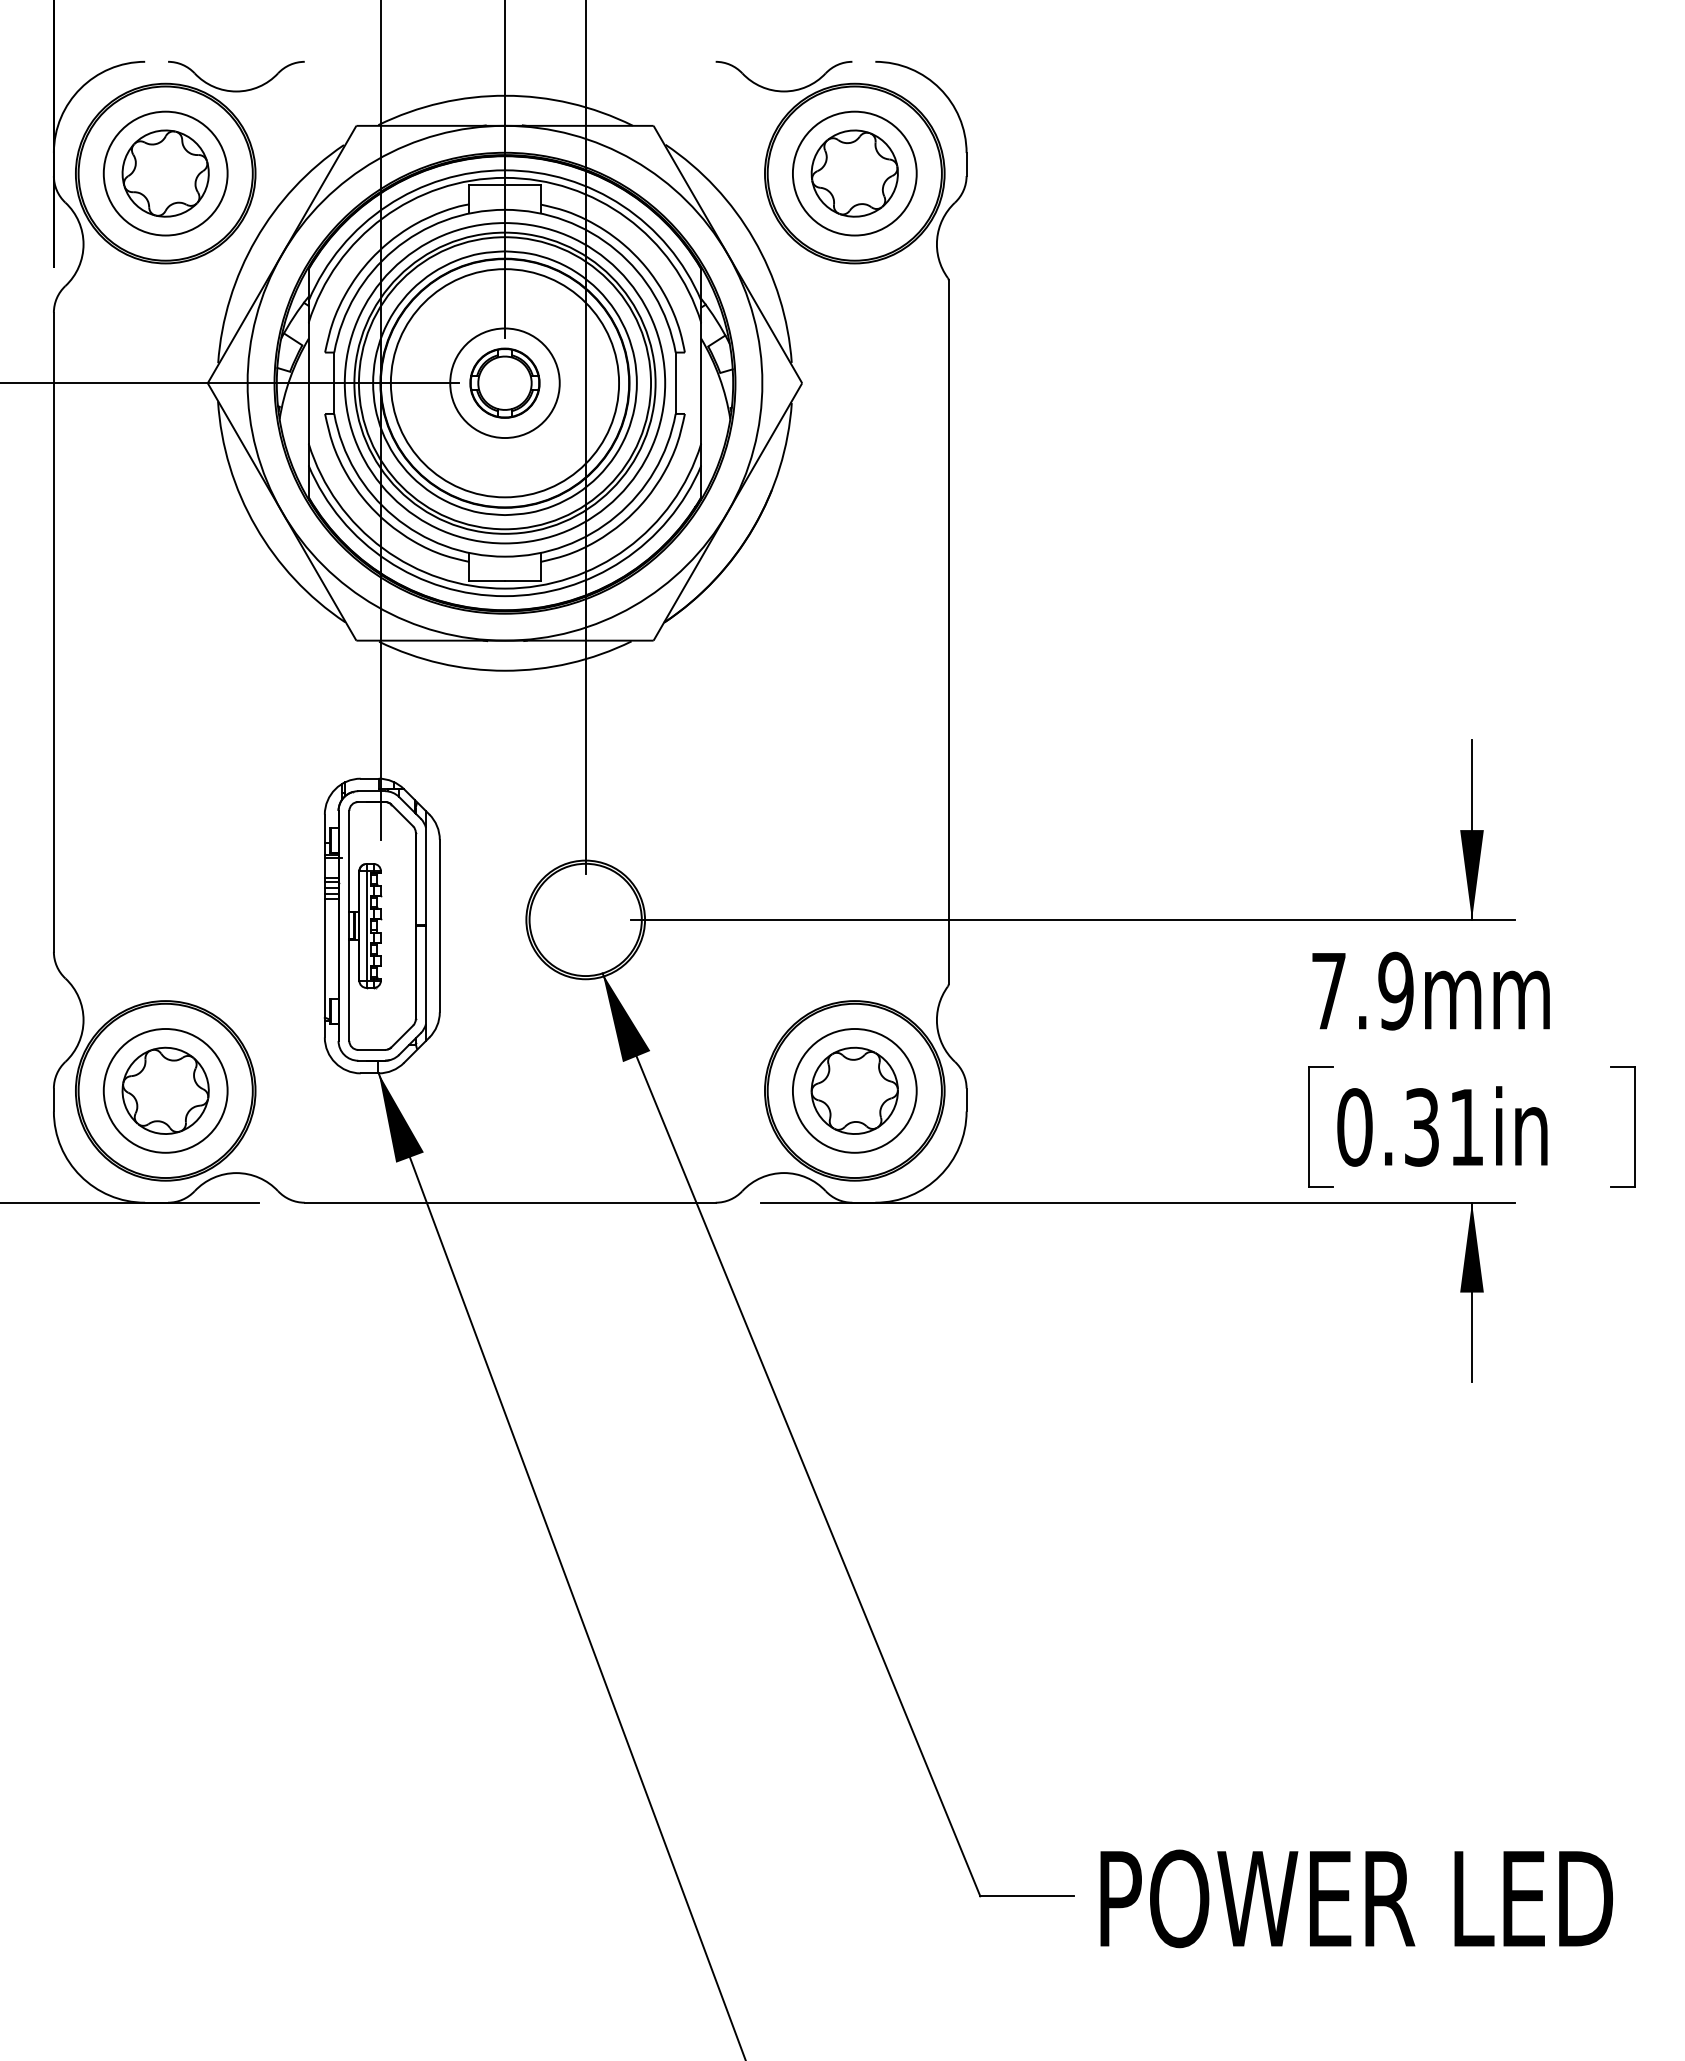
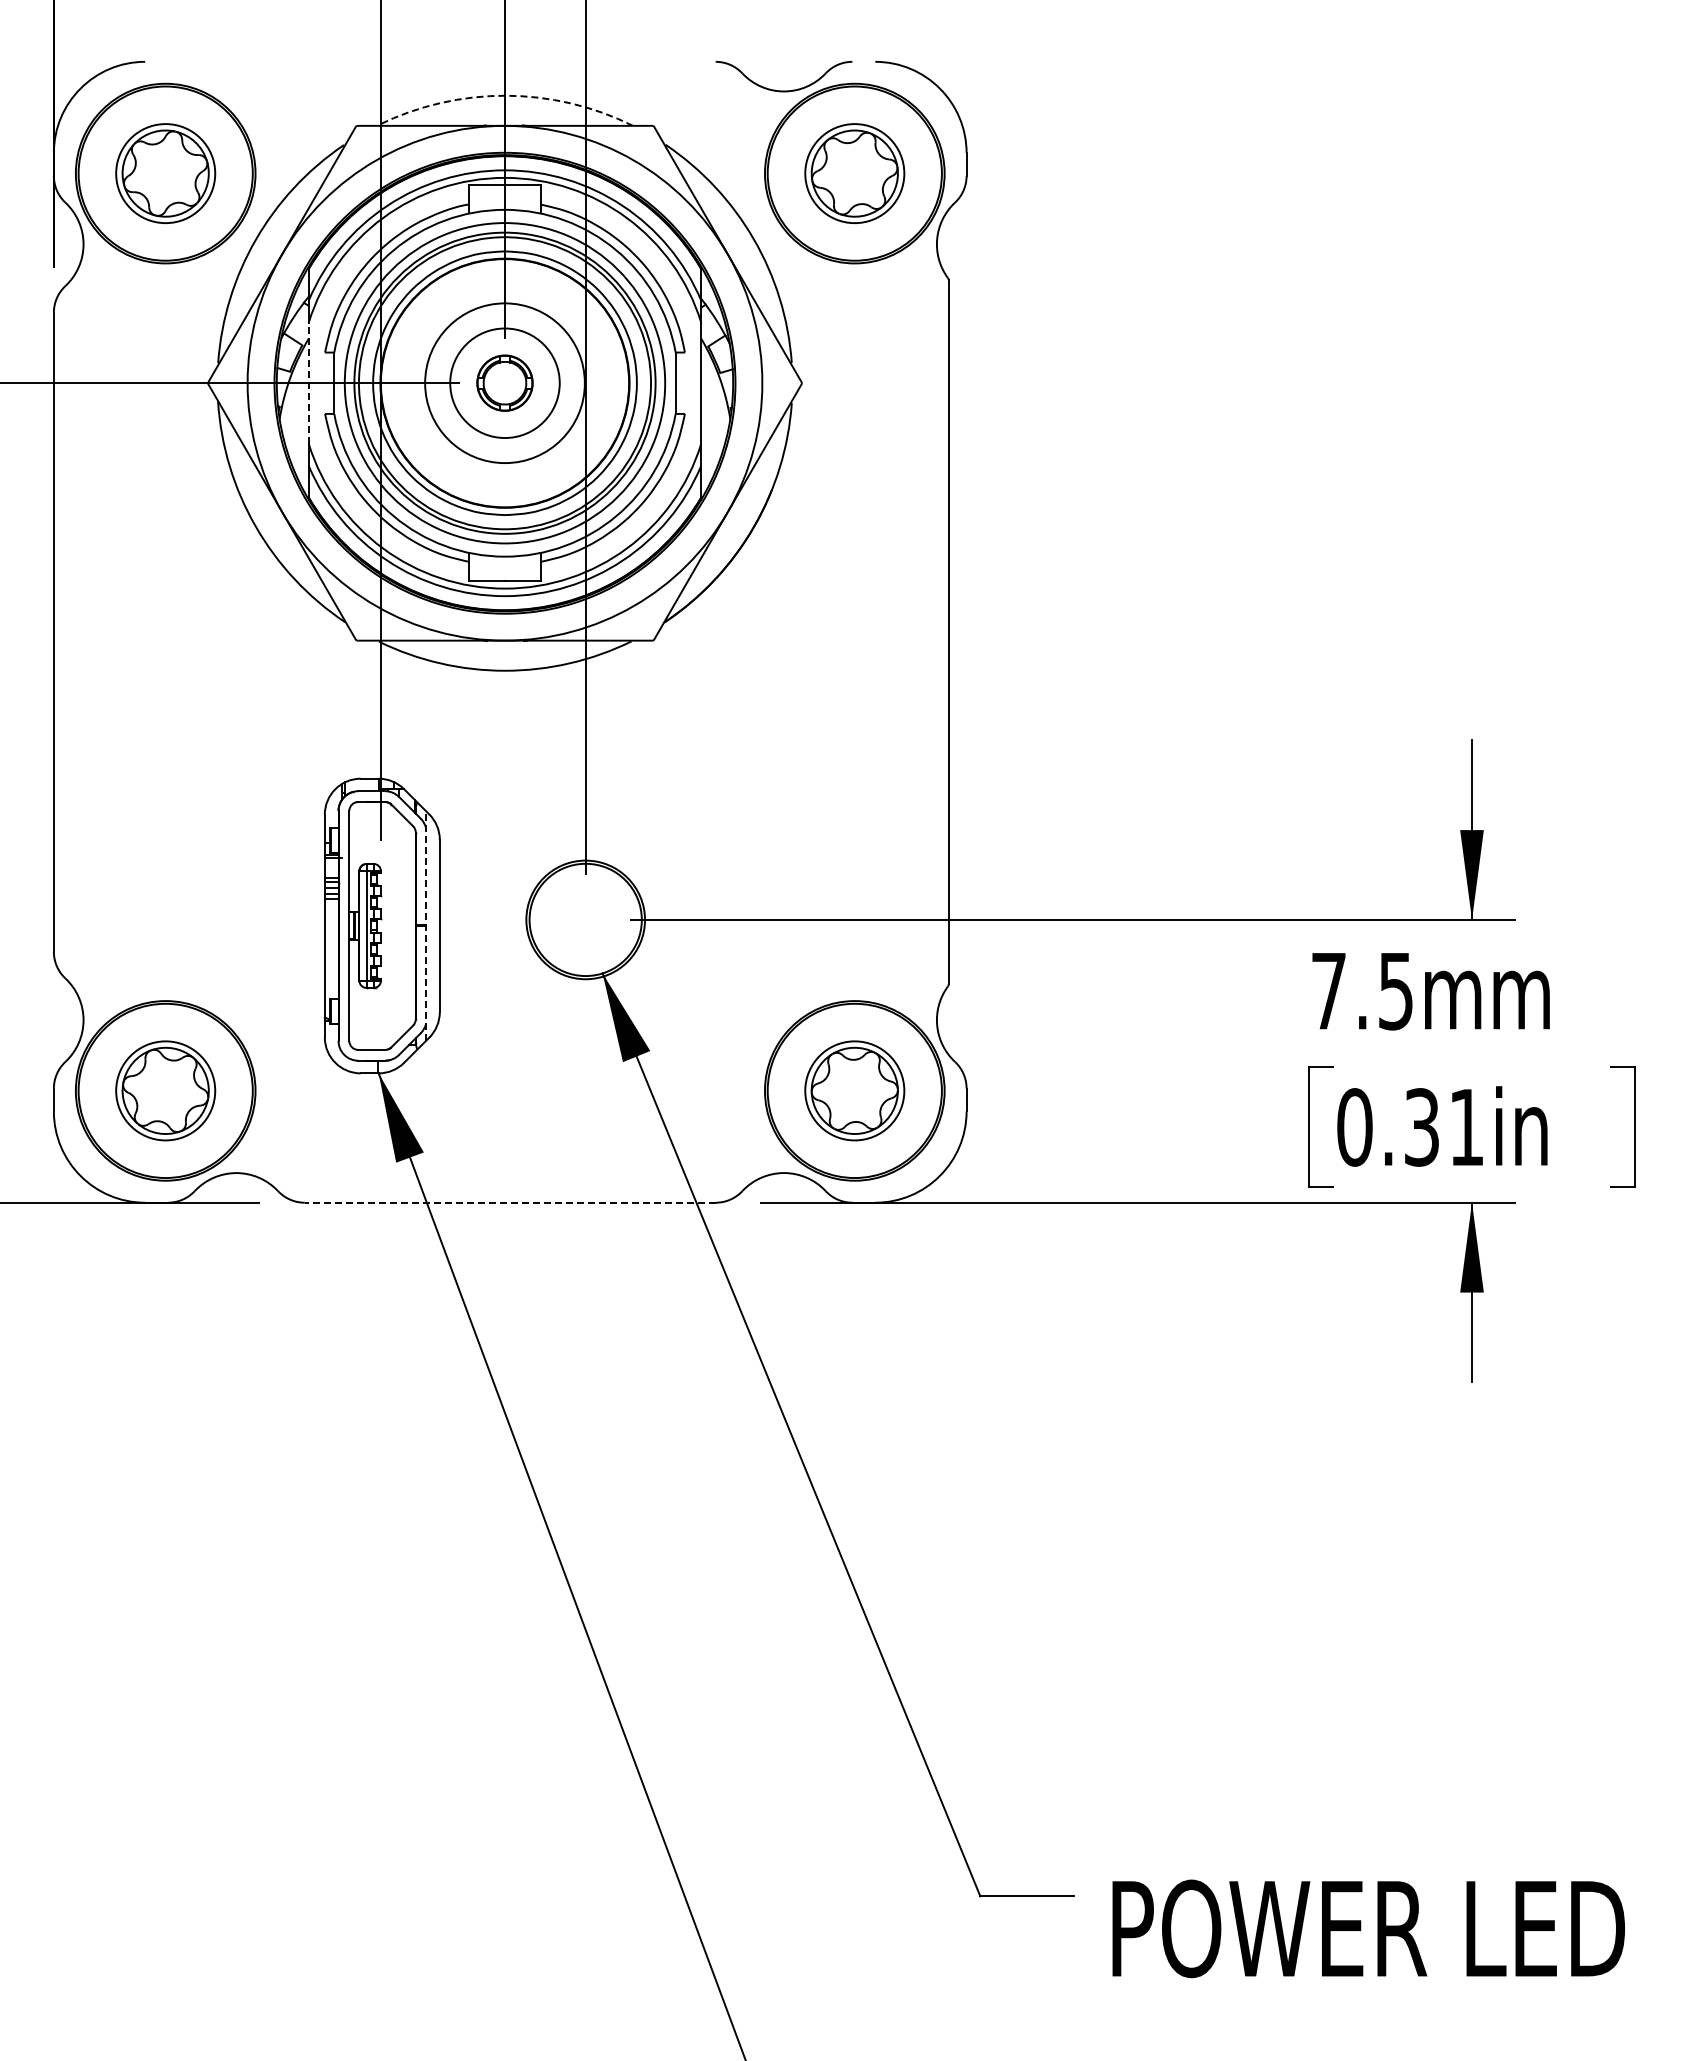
part: present -> none (236, 90)
arc: solid -> dashed (505, 95)
circle diameter: 124 px -> 99 px (165, 173)
circle diameter: 124 px -> 99 px (854, 173)
part size: 72x72 px -> 58x58 px (504, 382)
line: solid -> dashed (308, 383)
circle diameter: 228 px -> 160 px (504, 383)
line: solid -> dashed (426, 926)
text: 7.9mm -> 7.5mm (1395, 990)
circle diameter: 124 px -> 99 px (165, 1090)
circle diameter: 124 px -> 99 px (854, 1090)
line: solid -> dashed (509, 1202)
text position: (1356, 1898) -> (1368, 1928) (1368, 1928)
